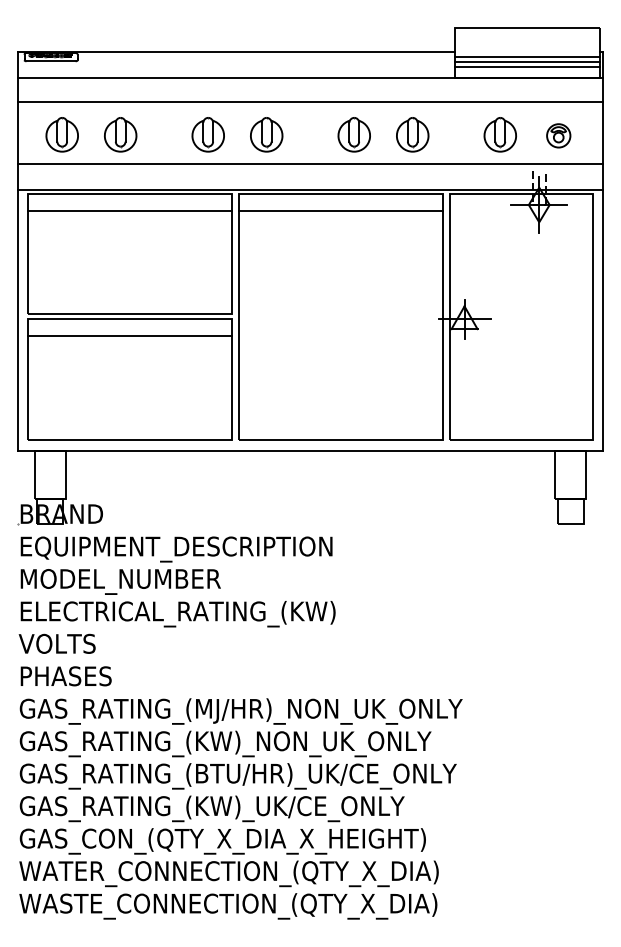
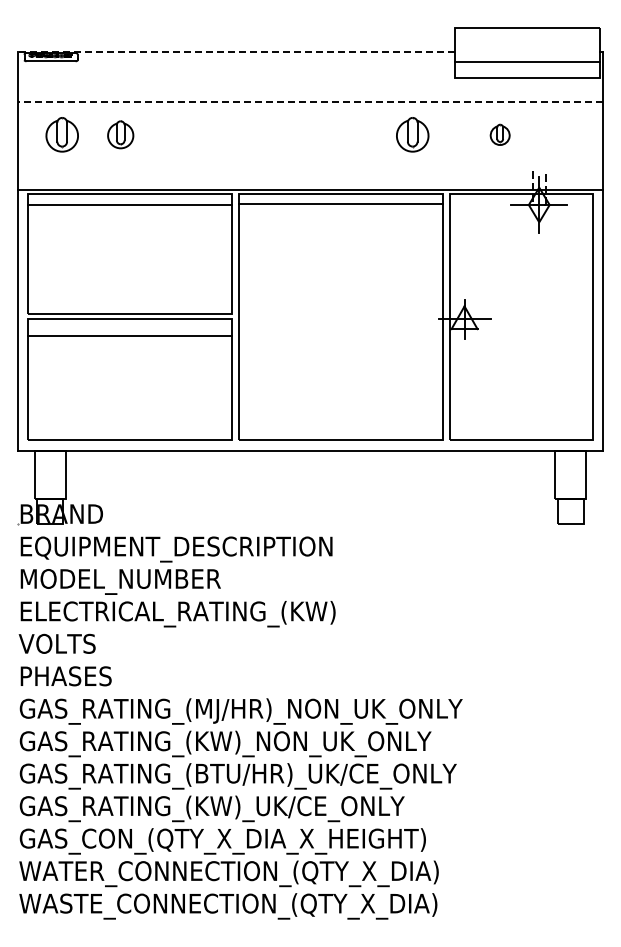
line: solid -> dashed (236, 51)
line: present -> none (527, 57)
line: present -> none (527, 67)
line: present -> none (310, 78)
line: solid -> dashed (310, 102)
part size: 34x36 px -> 28x30 px (120, 134)
part: present -> none (207, 134)
part: present -> none (266, 134)
part: present -> none (353, 134)
part size: 34x36 px -> 22x23 px (499, 134)
part: present -> none (558, 135)
line: present -> none (310, 163)
line position: (129, 211) -> (129, 205) (129, 205)
line position: (340, 211) -> (340, 204) (340, 204)
